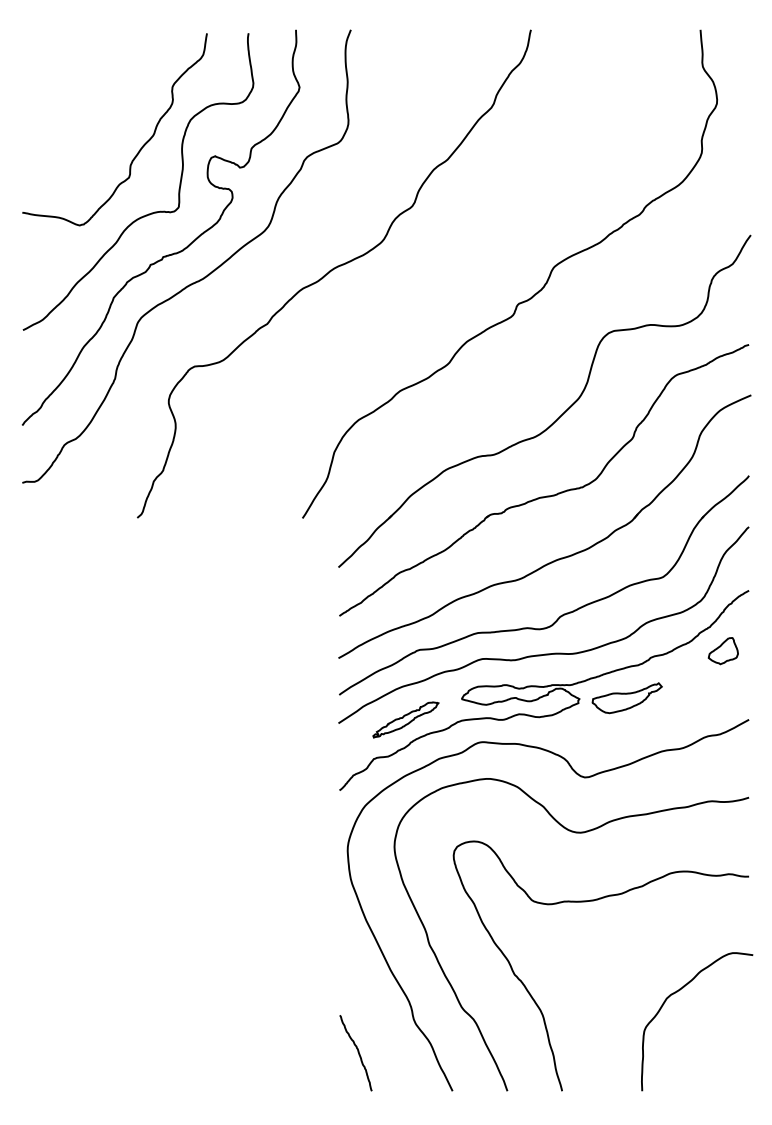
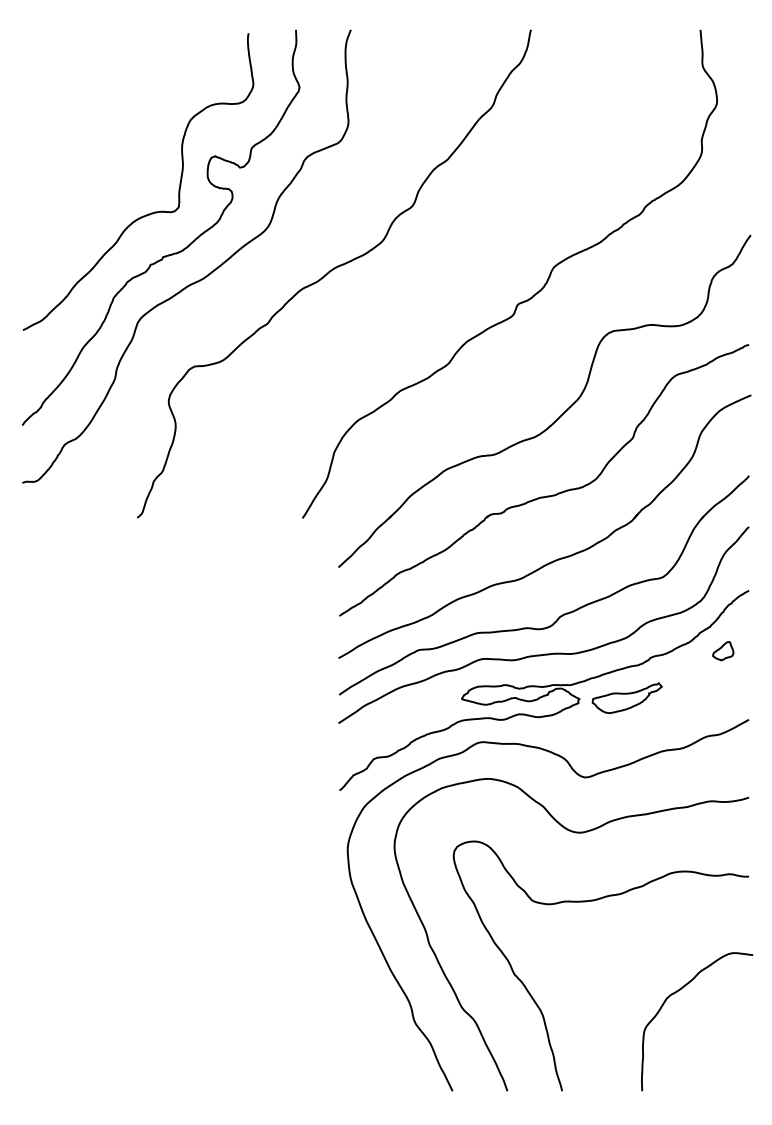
curve: present -> none (139, 149)
part size: 32x29 px -> 23x21 px (723, 651)
part: present -> none (405, 719)
curve: present -> none (357, 1052)
